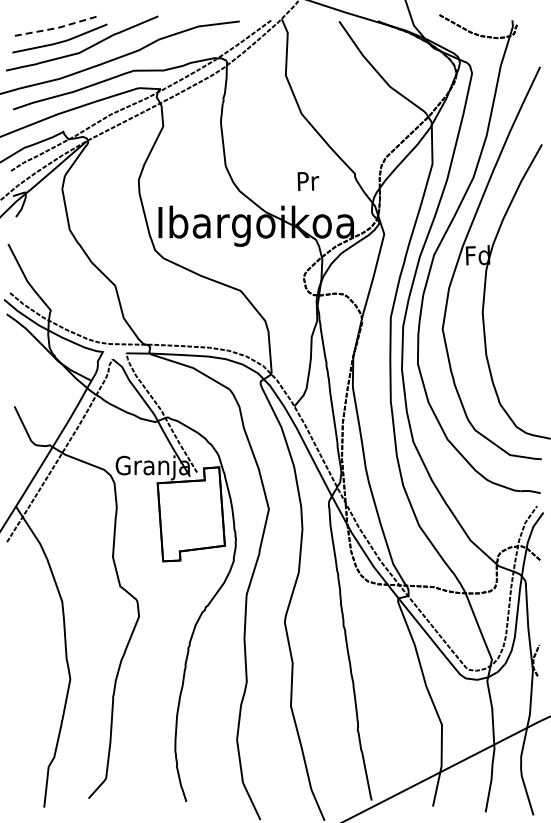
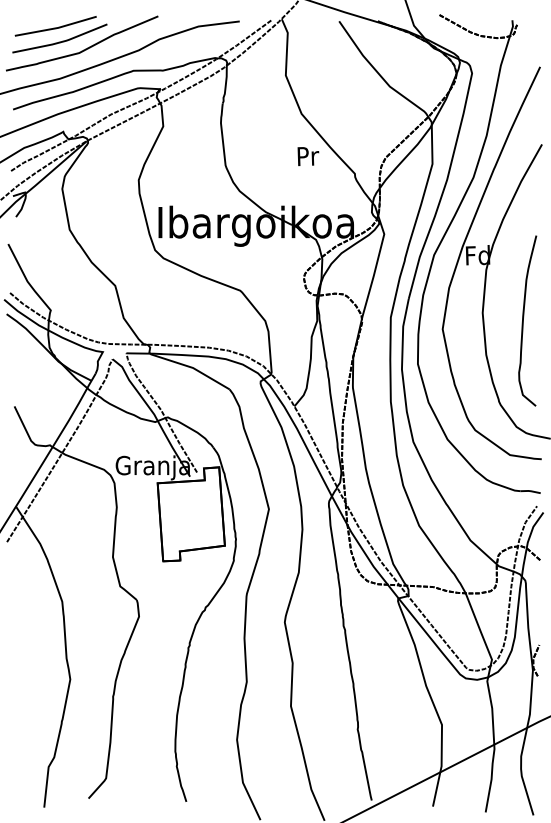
line: dashed -> solid (57, 28)
text position: (308, 181) -> (308, 156) (308, 156)
curve: none -> present (523, 320)
